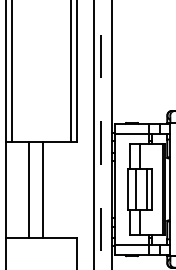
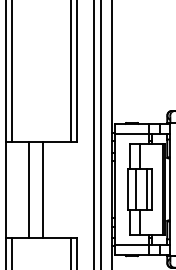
line: dashed -> solid (100, 134)
line: none -> present (11, 251)
line: none -> present (71, 251)
